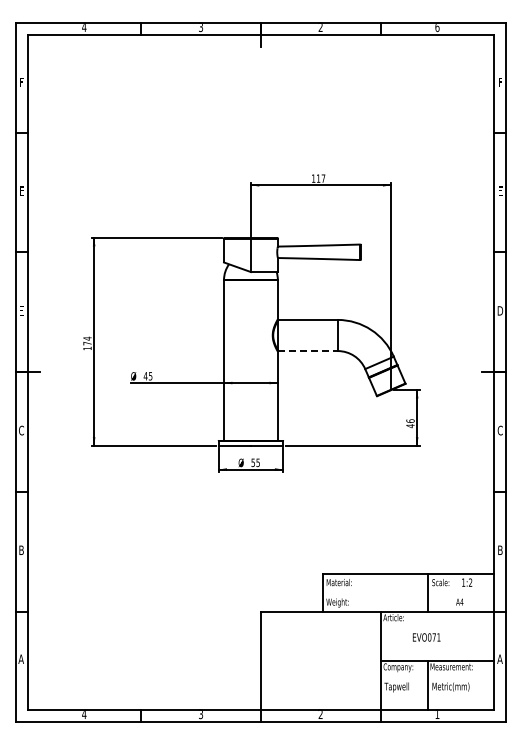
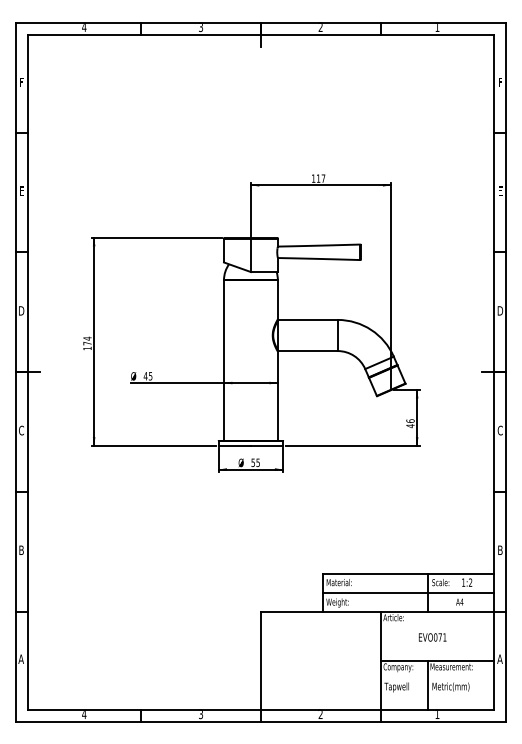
text: 6 -> 1 (437, 28)
text: E -> D (21, 310)
line: dashed -> solid (308, 351)
line: none -> present (408, 592)
text position: (426, 637) -> (432, 637) (432, 637)
